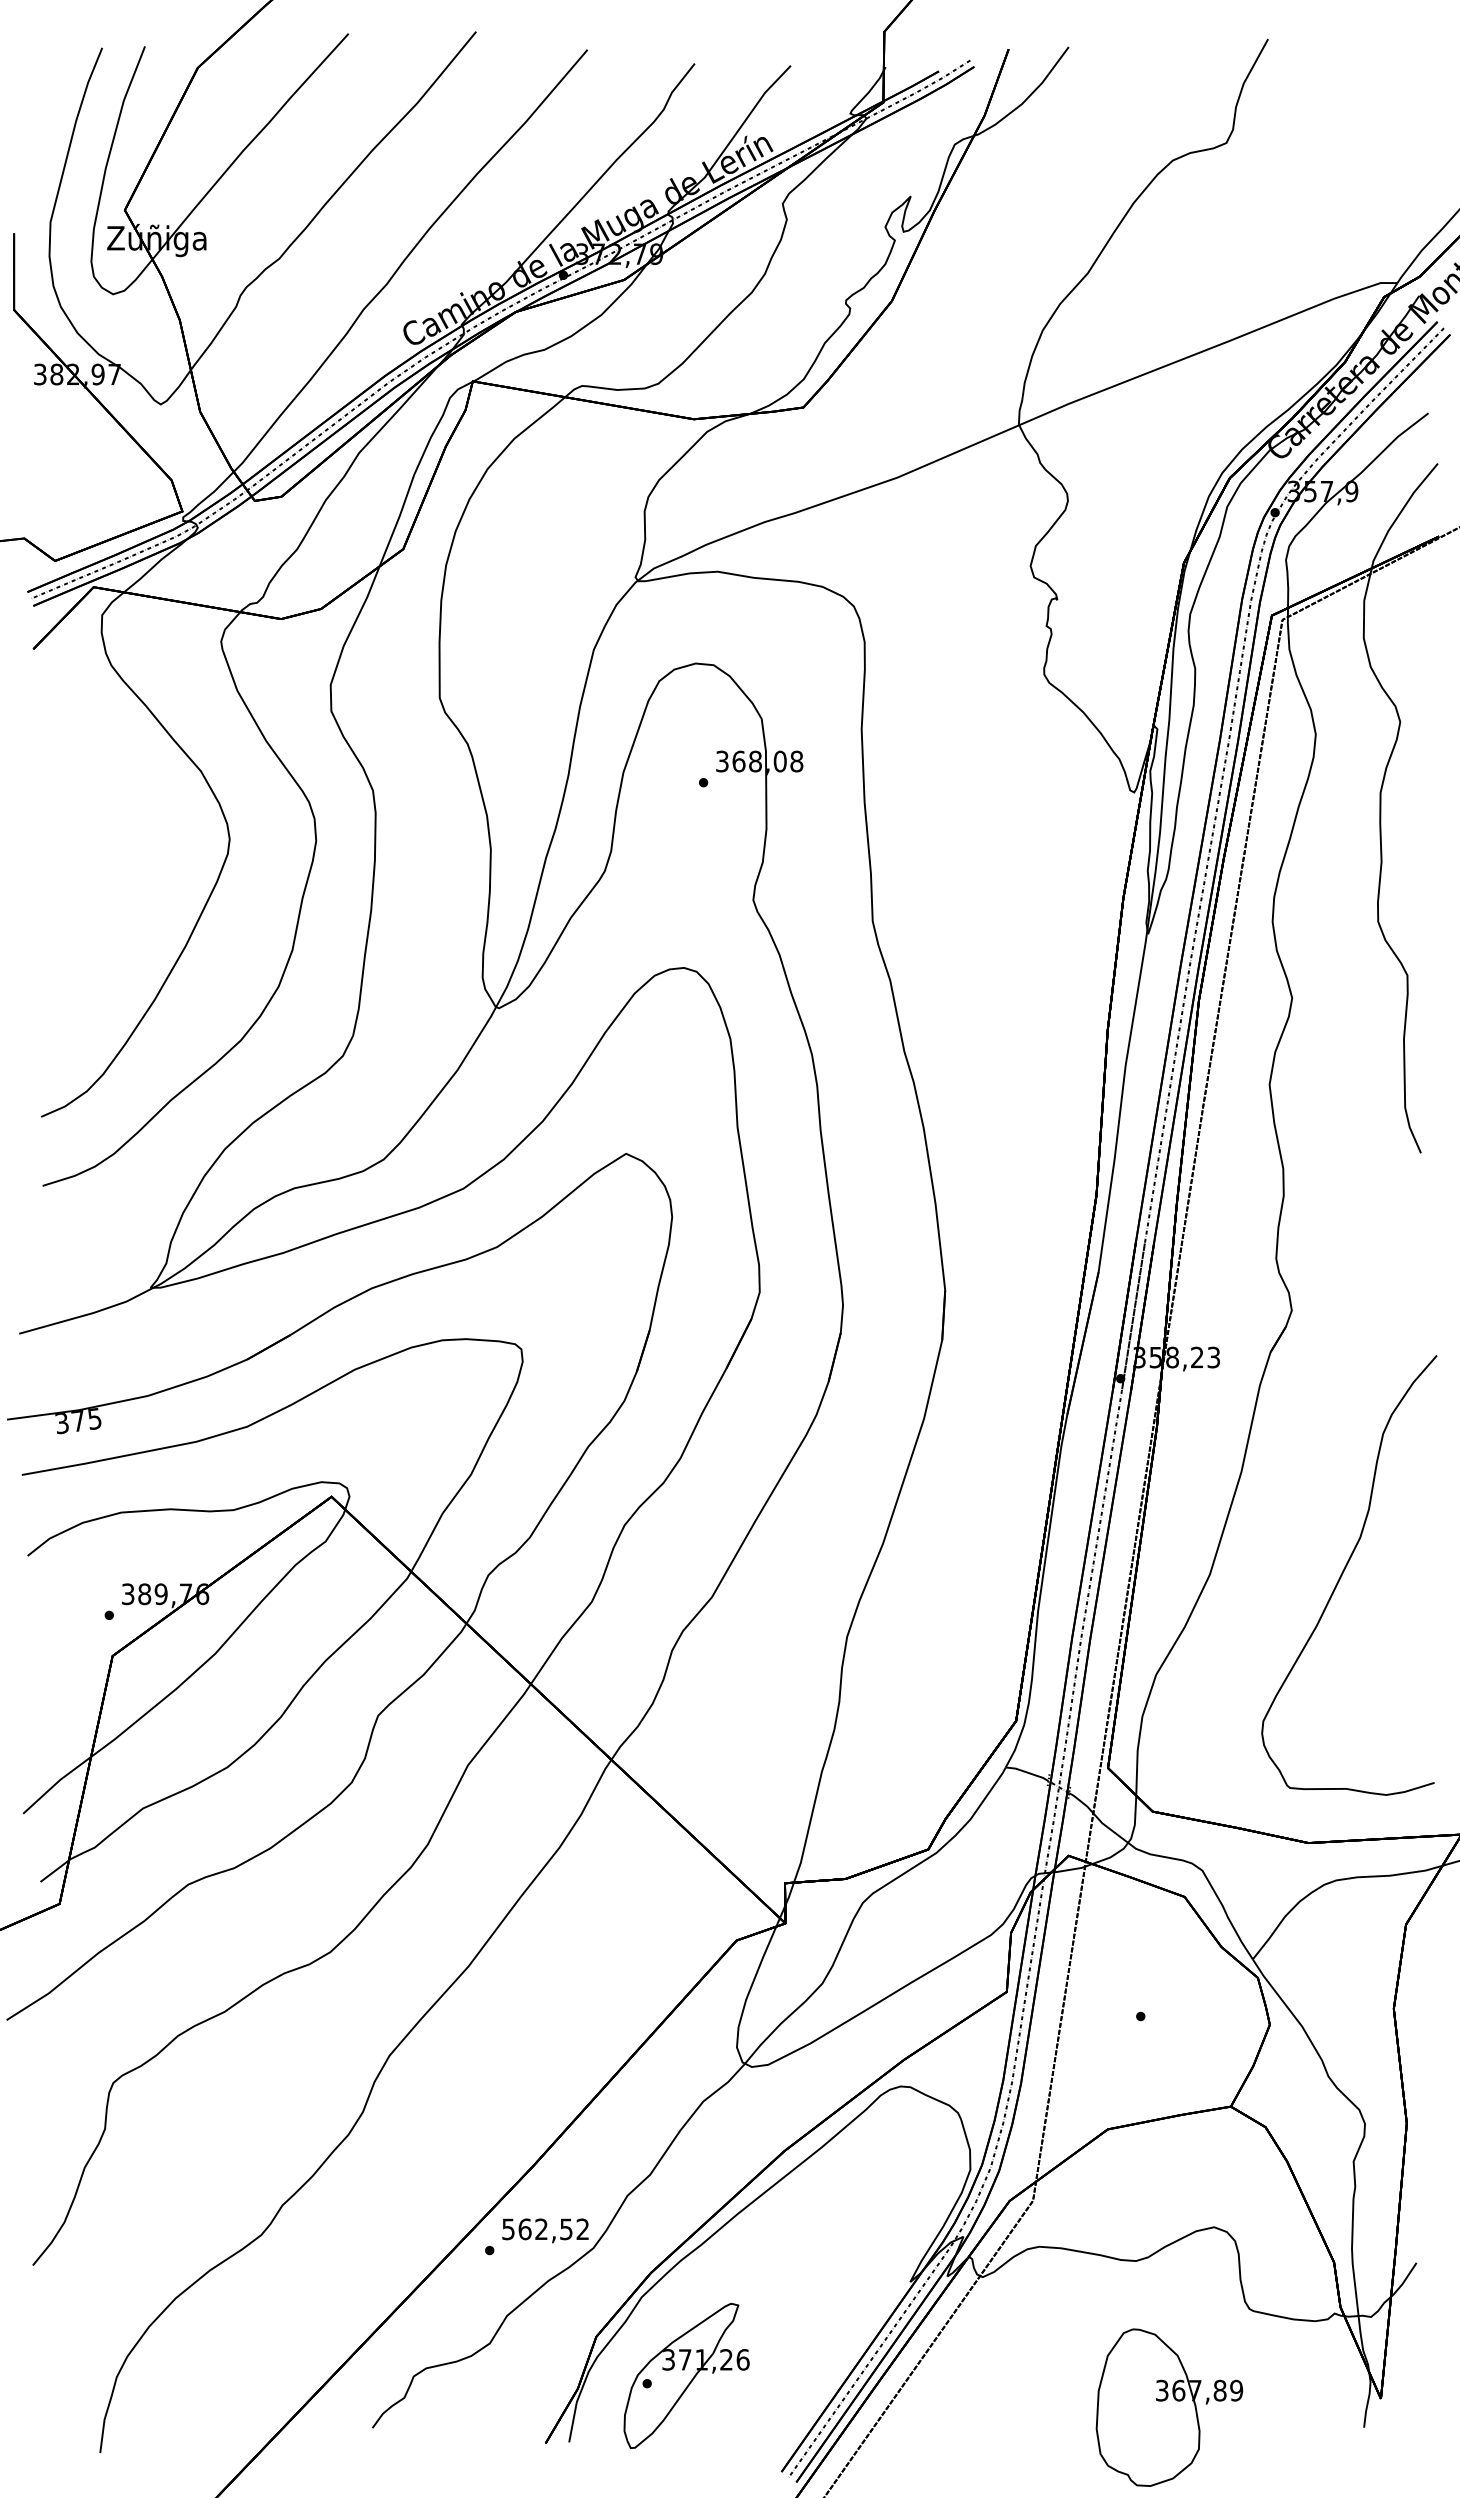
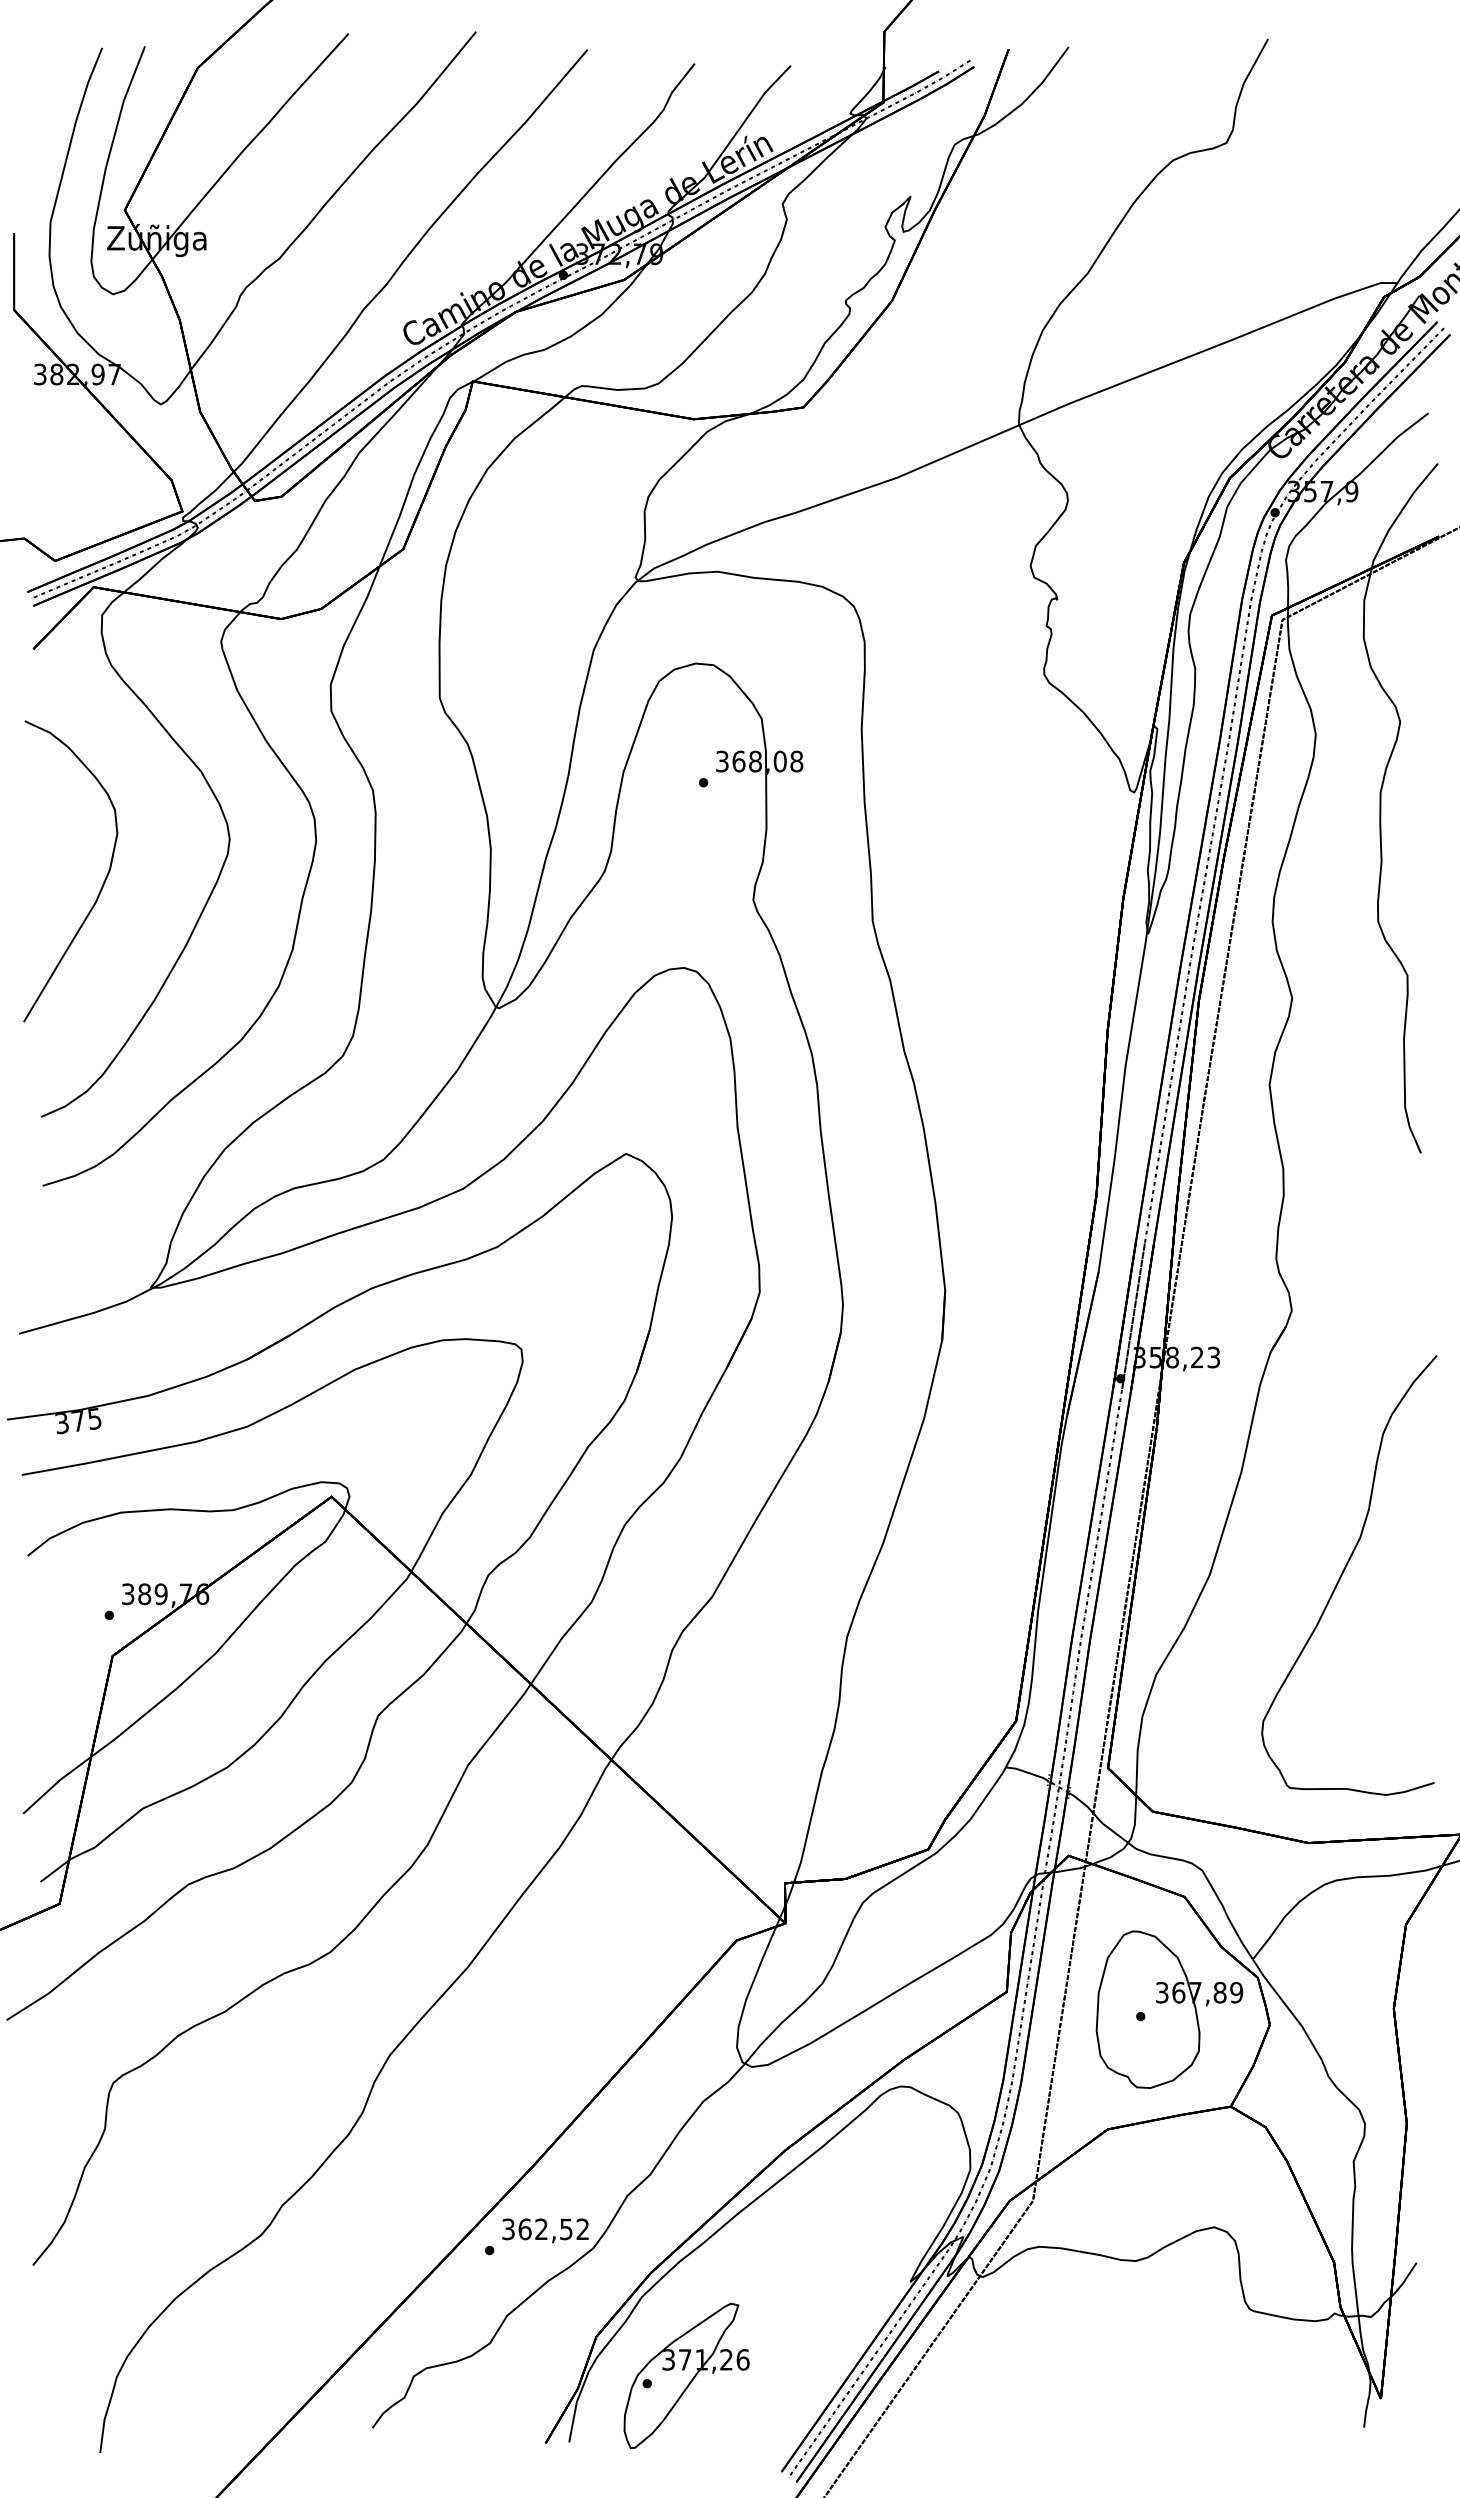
curve: none -> present (101, 886)
text: 562,52 -> 362,52 (508, 2228)
part position: (1169, 2407) -> (1169, 2009) (1169, 2009)
